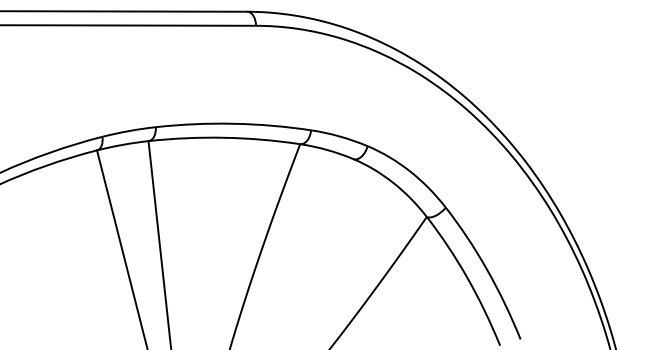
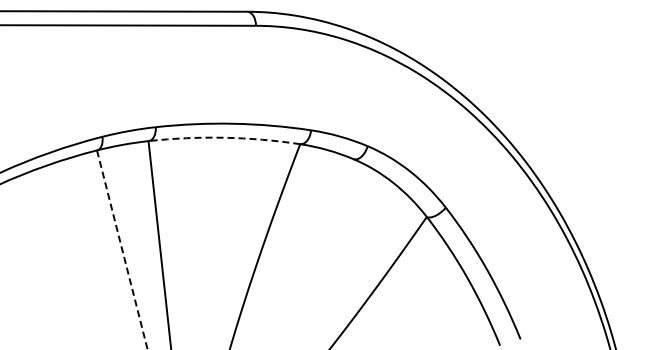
arc: solid -> dashed (224, 137)
line: solid -> dashed (122, 250)
